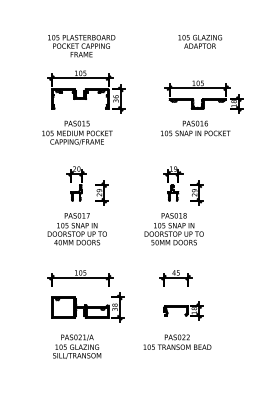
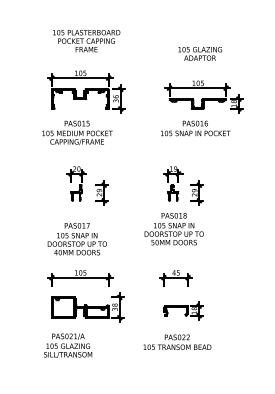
text position: (200, 41) -> (200, 53) (200, 53)
text position: (81, 46) -> (86, 41) (86, 41)
text position: (76, 229) -> (76, 239) (76, 239)
text position: (77, 346) -> (68, 345) (68, 345)
